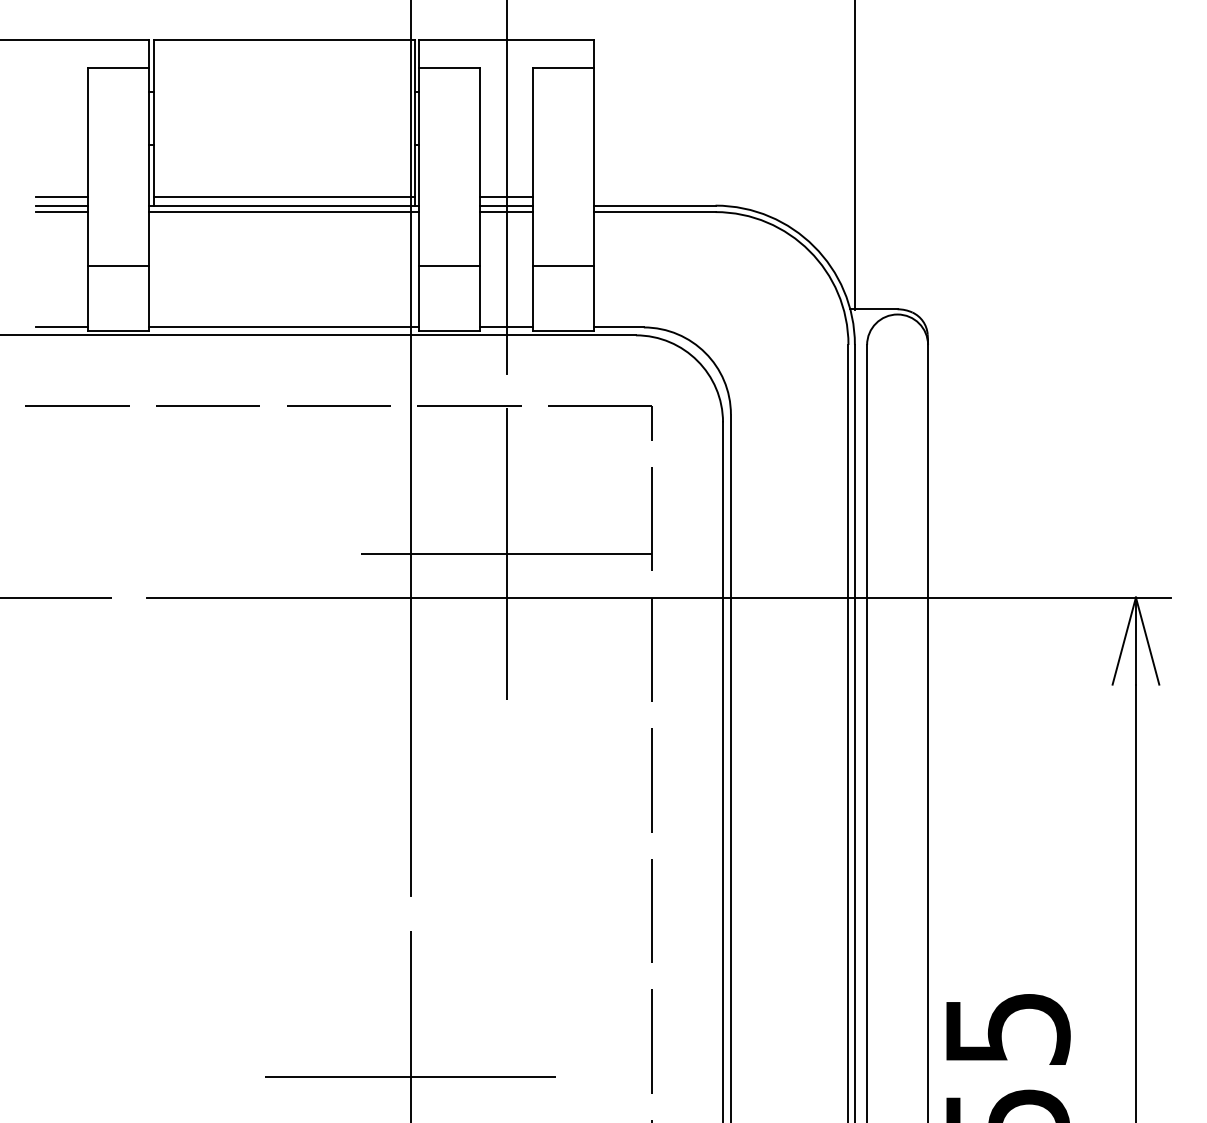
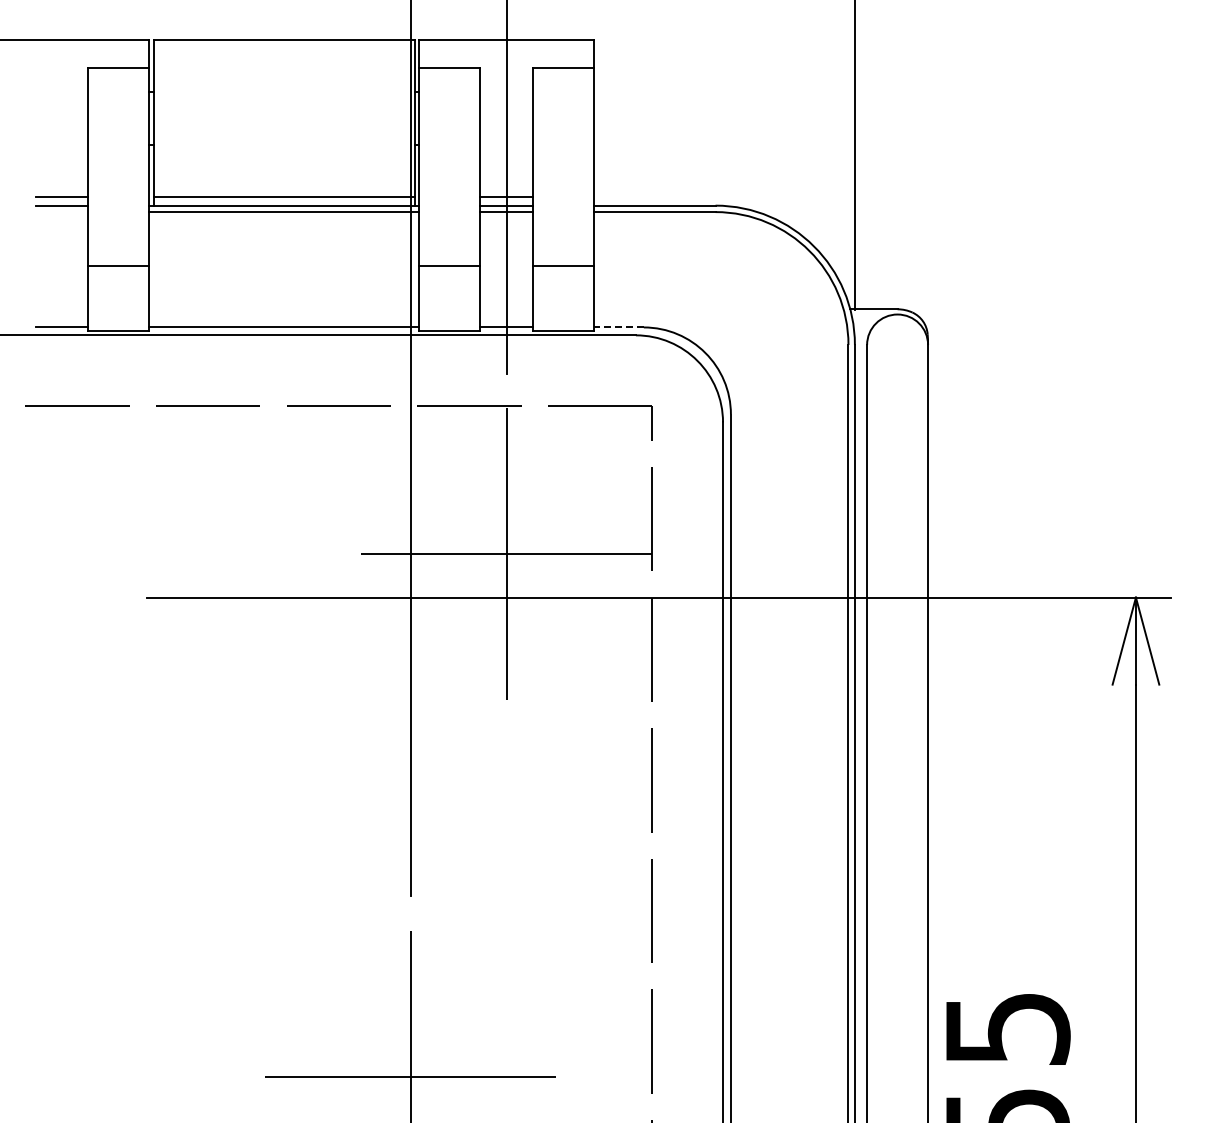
line: present -> none (62, 212)
line: solid -> dashed (618, 327)
line: present -> none (57, 597)
